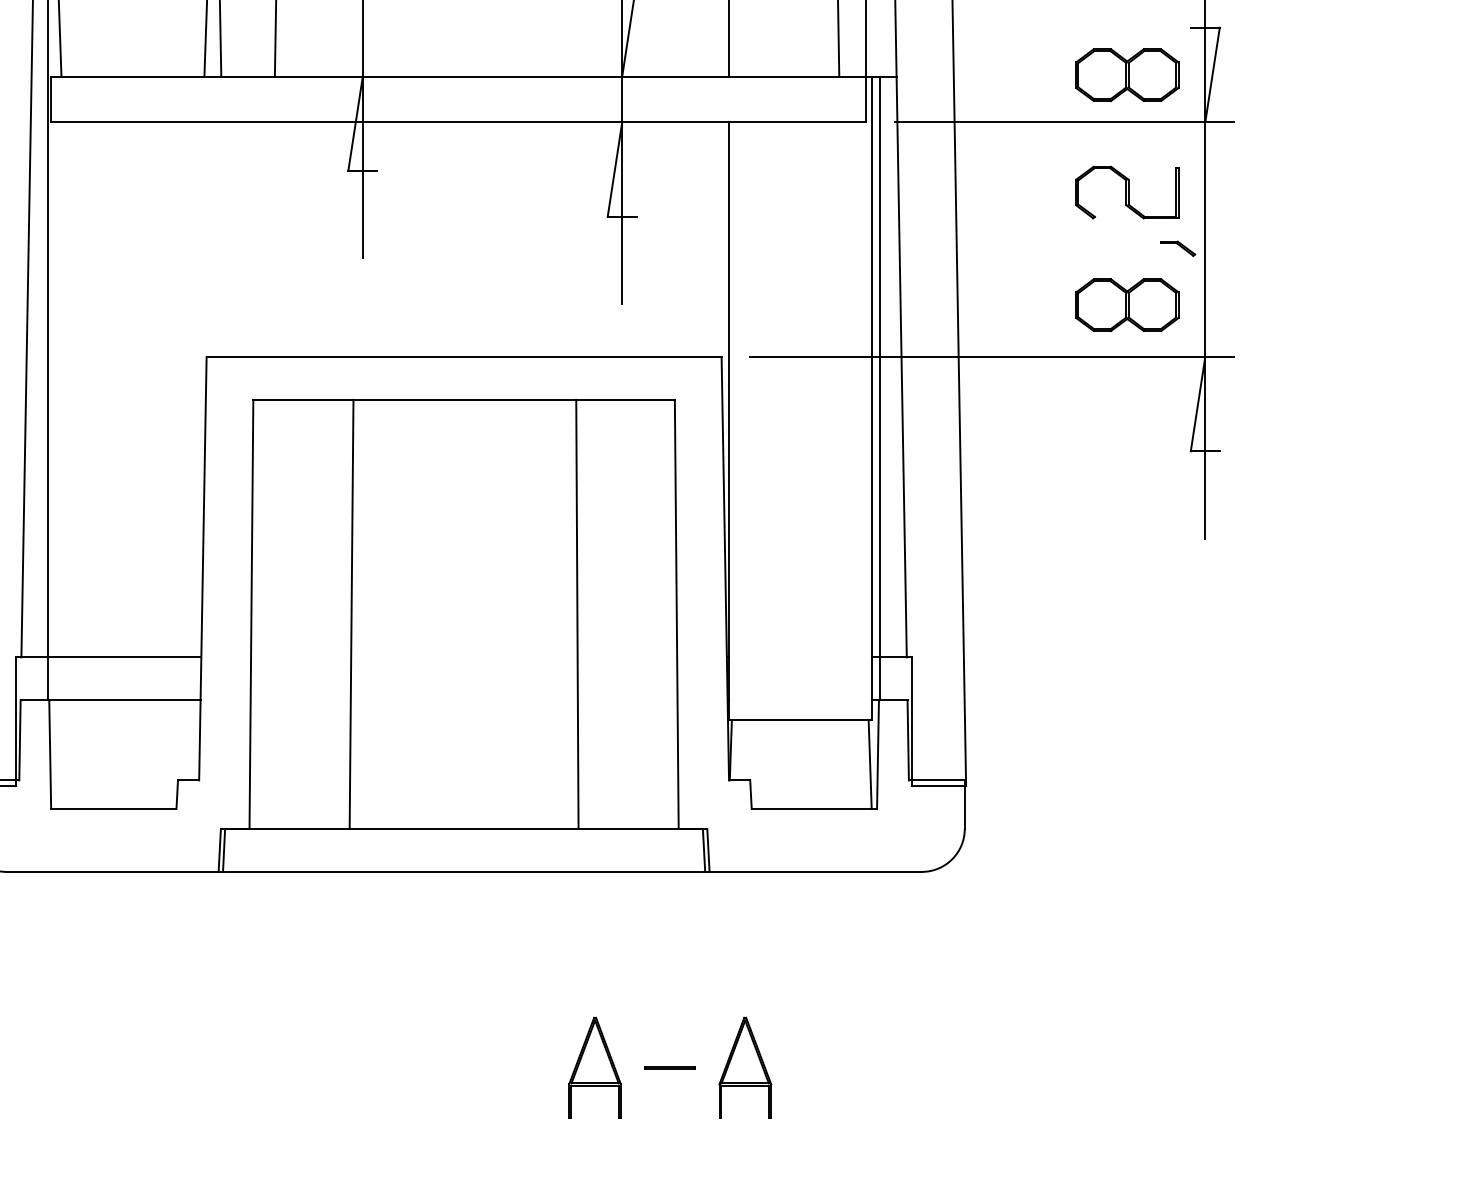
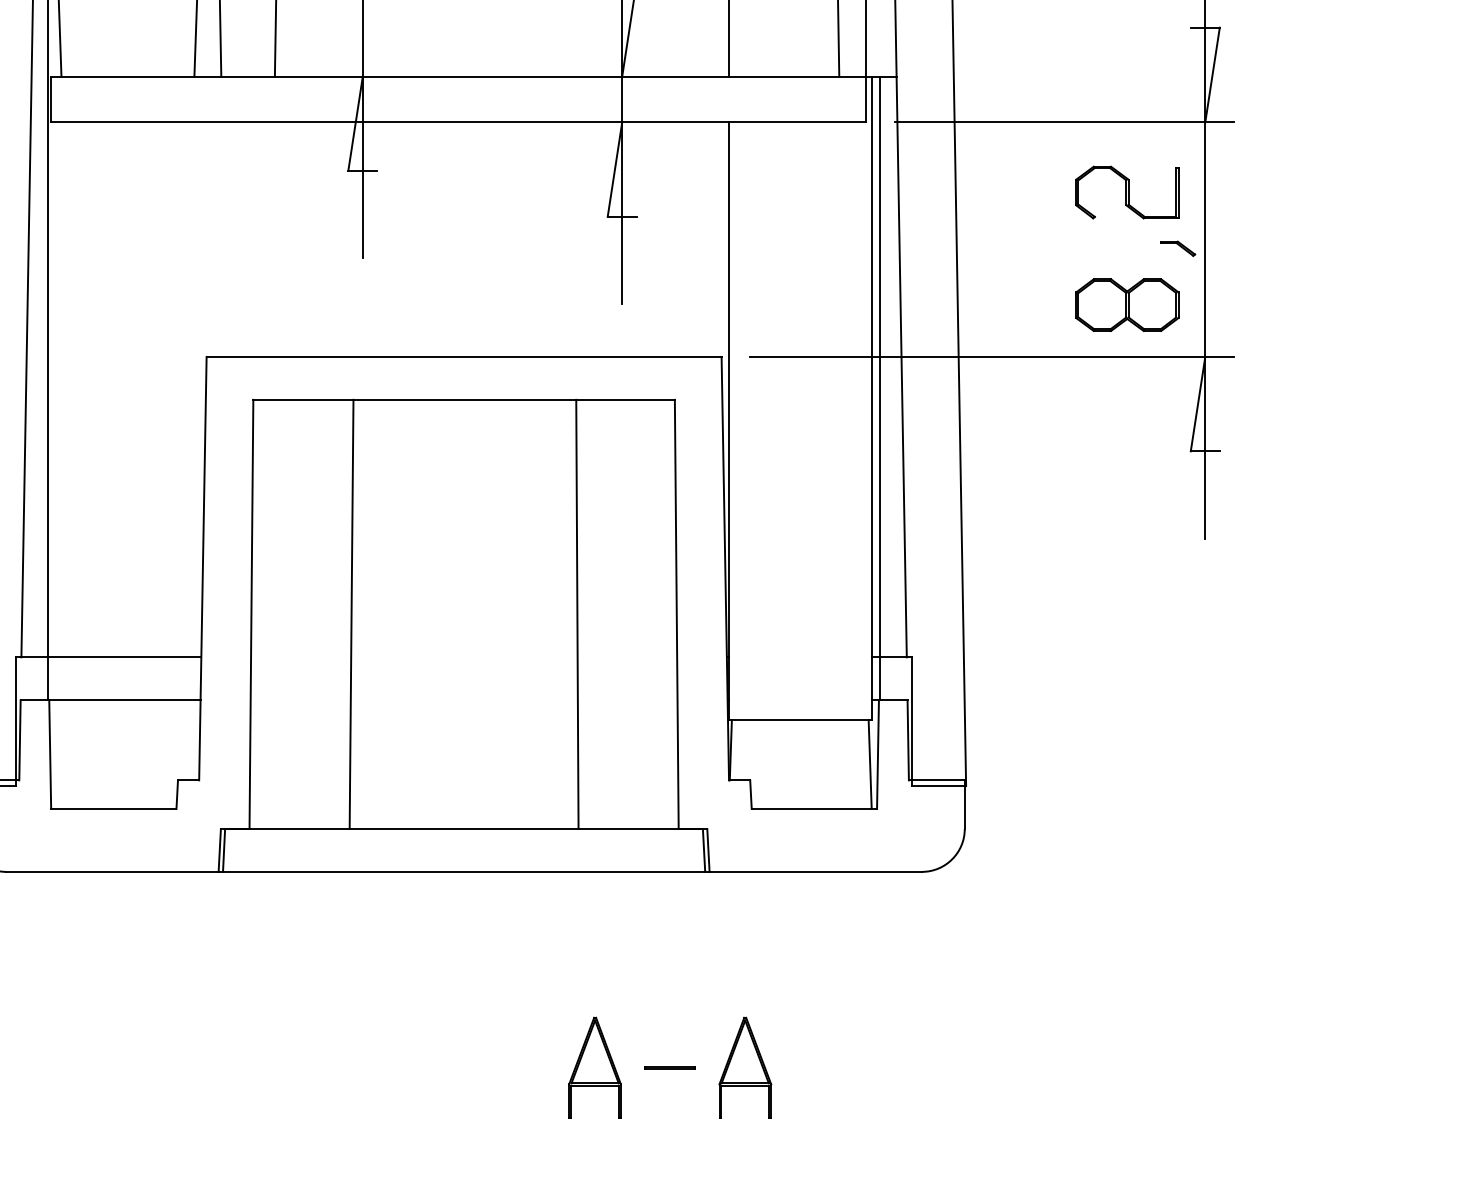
line position: (205, 39) -> (195, 39) (195, 39)
part: present -> none (1127, 74)
